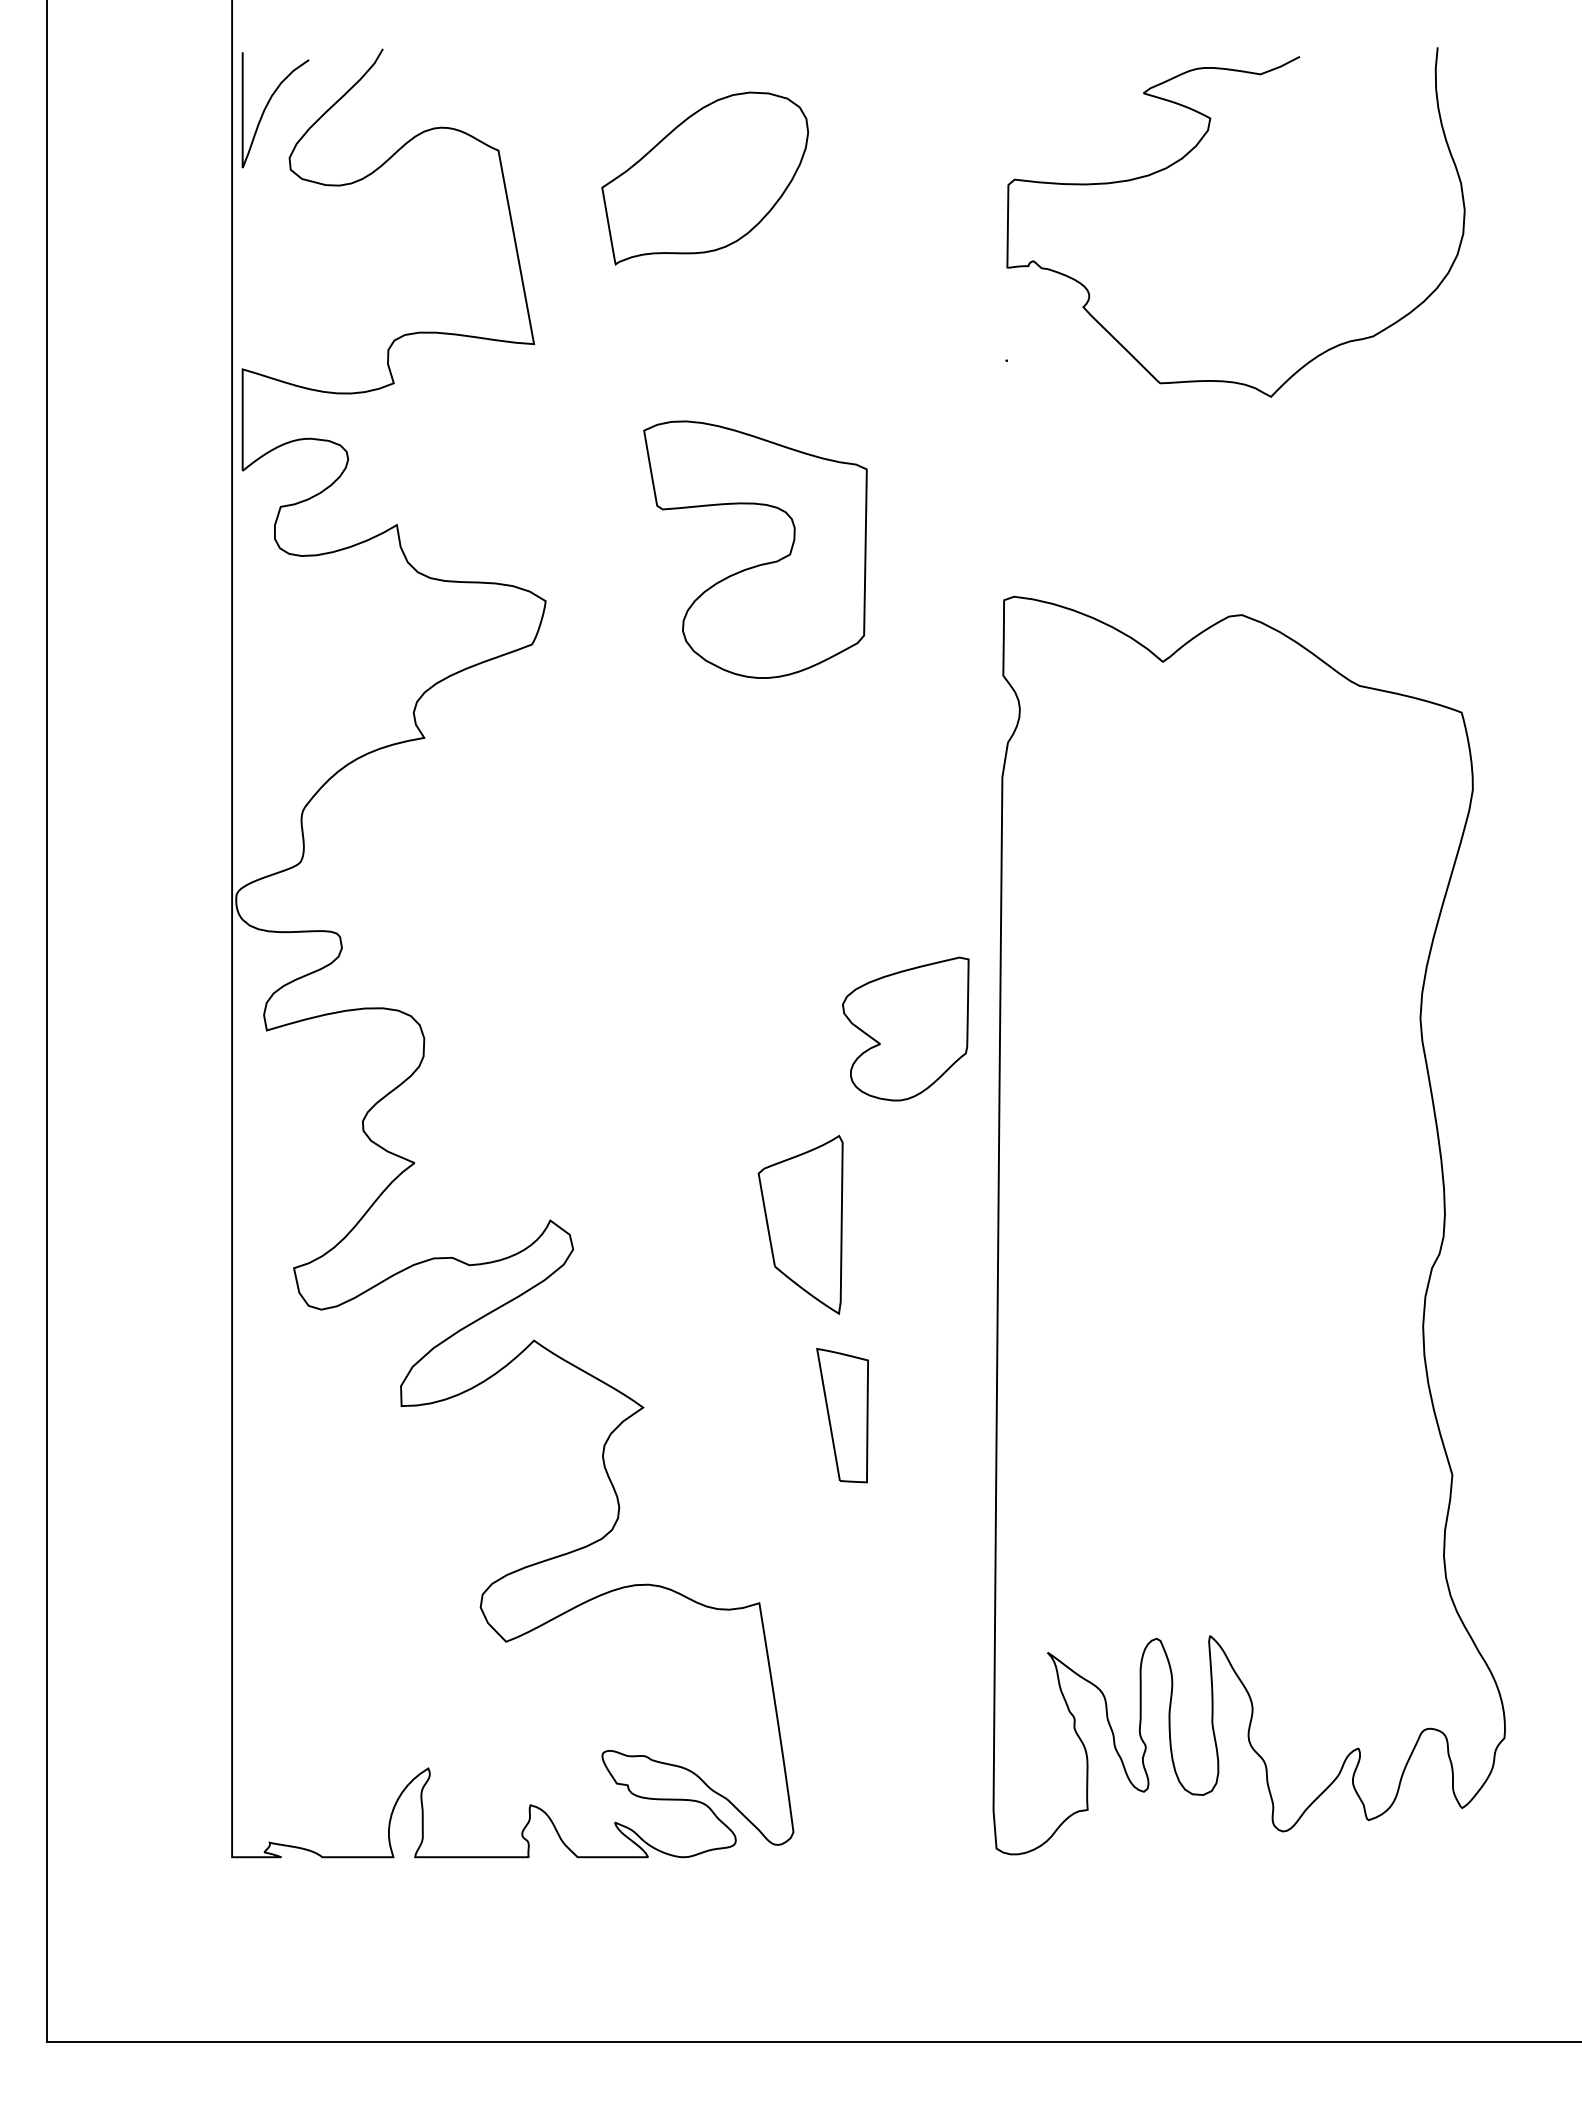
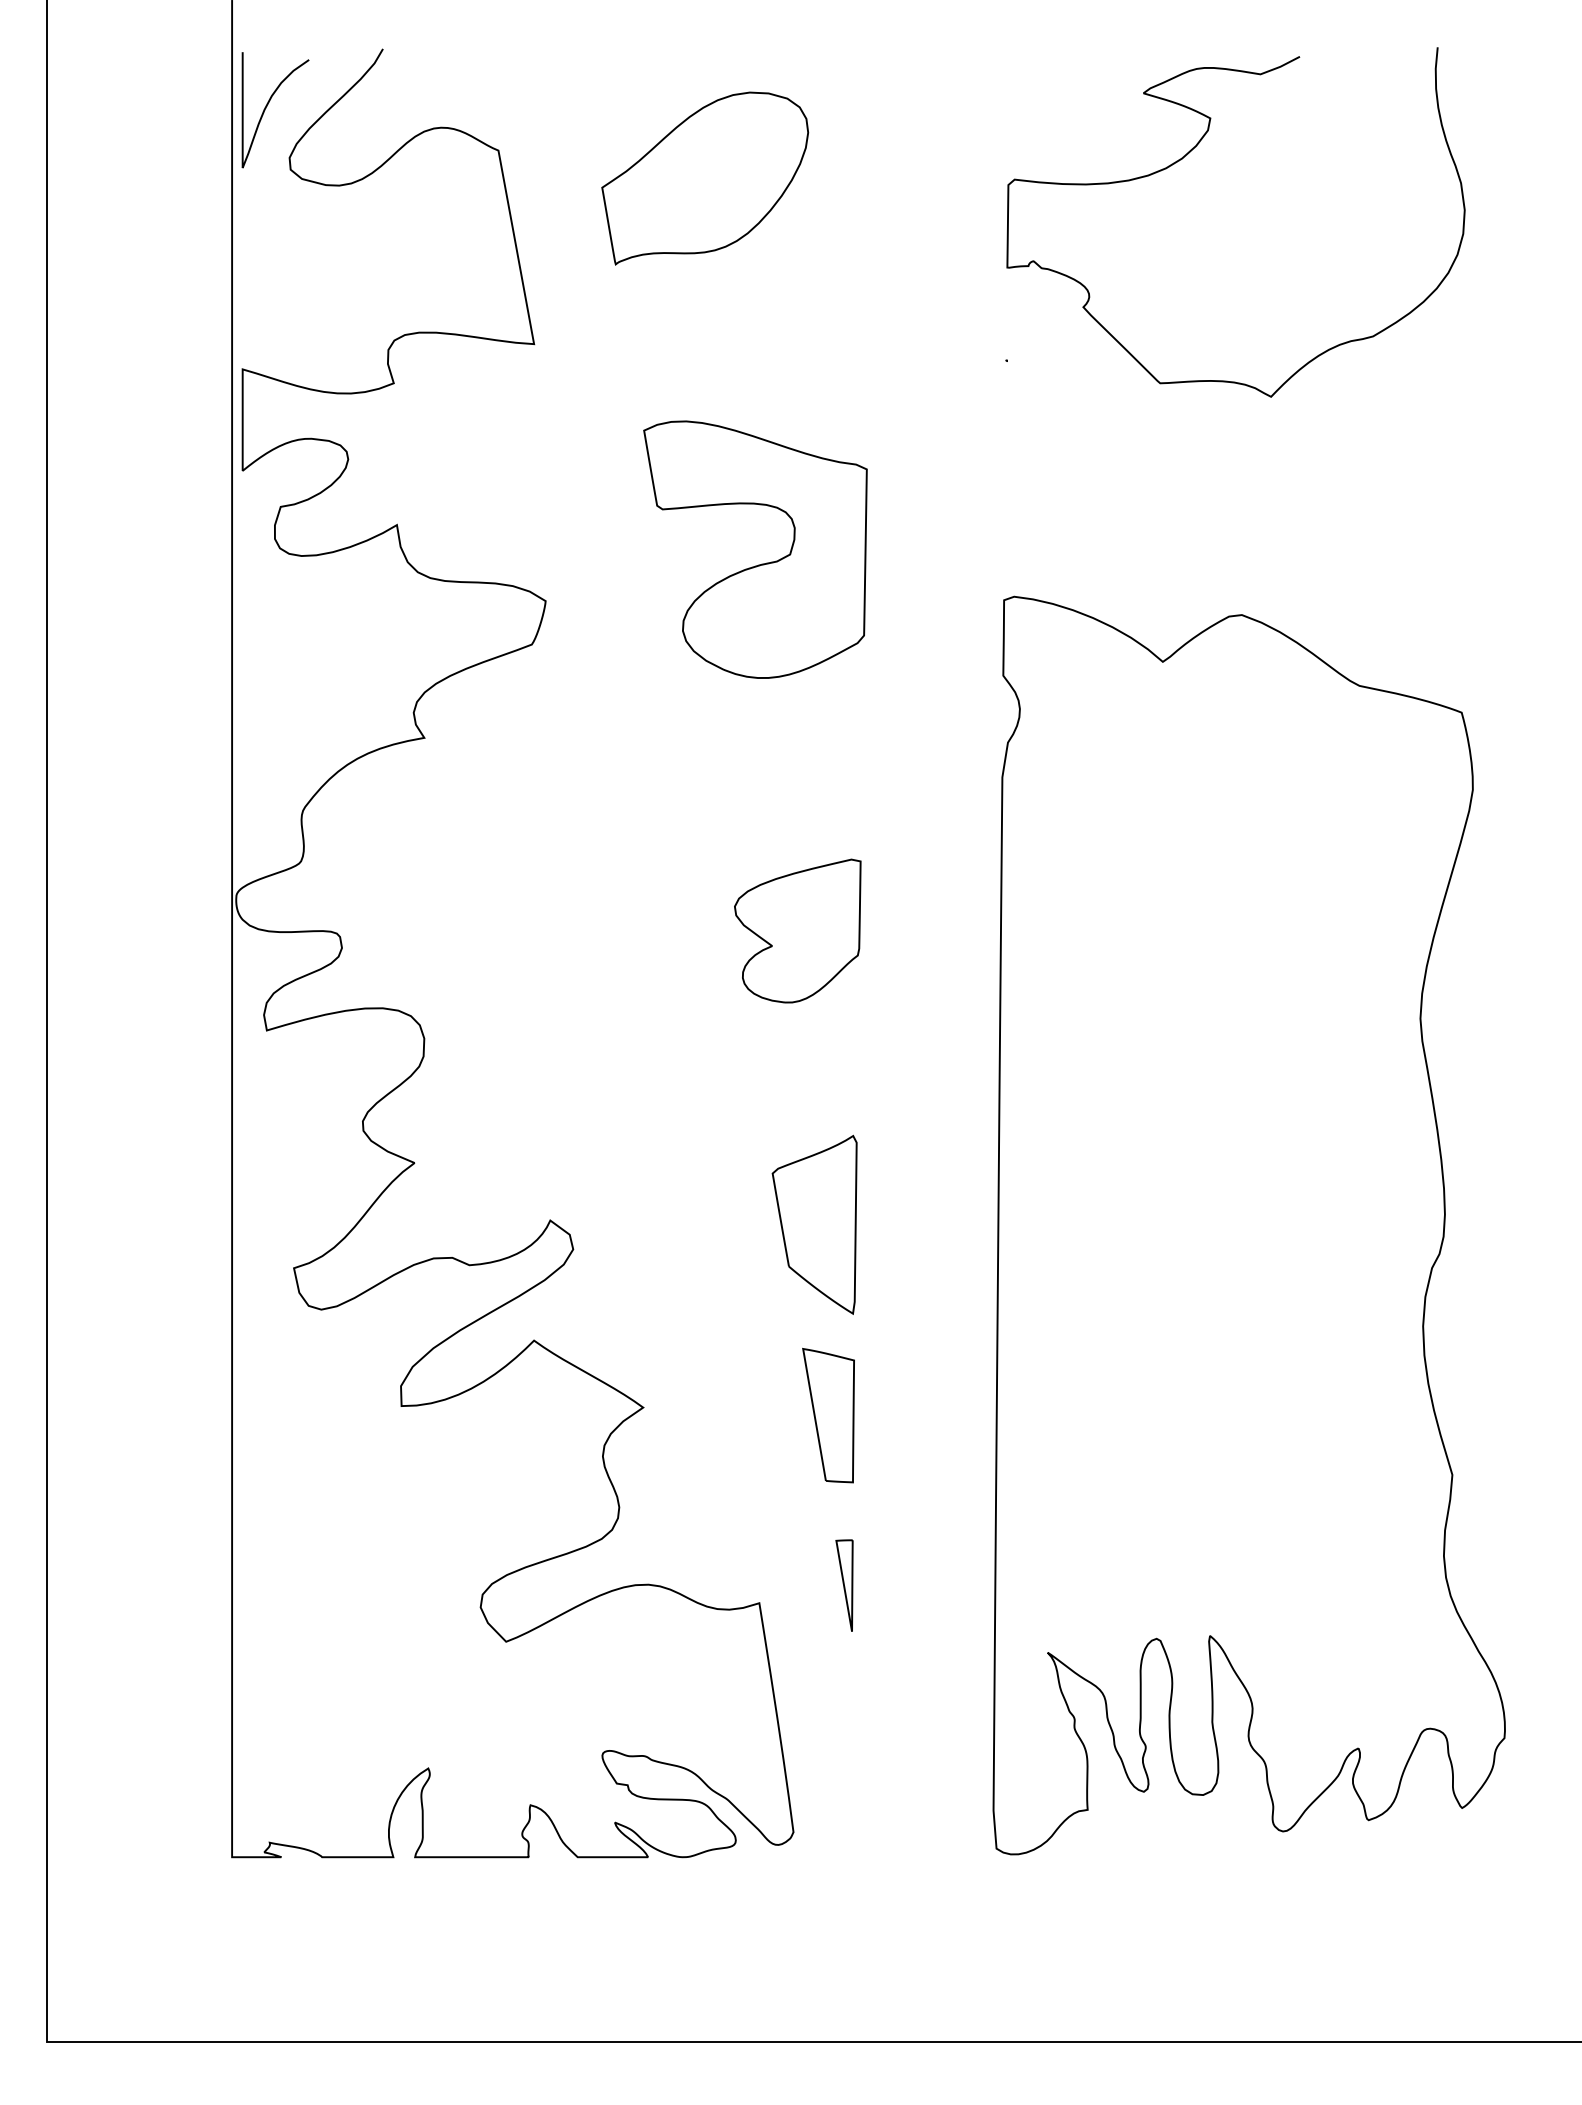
part position: (905, 1028) -> (797, 930) (797, 930)
part position: (800, 1224) -> (814, 1224) (814, 1224)
part position: (842, 1415) -> (828, 1415) (828, 1415)
part: none -> present (844, 1585)
